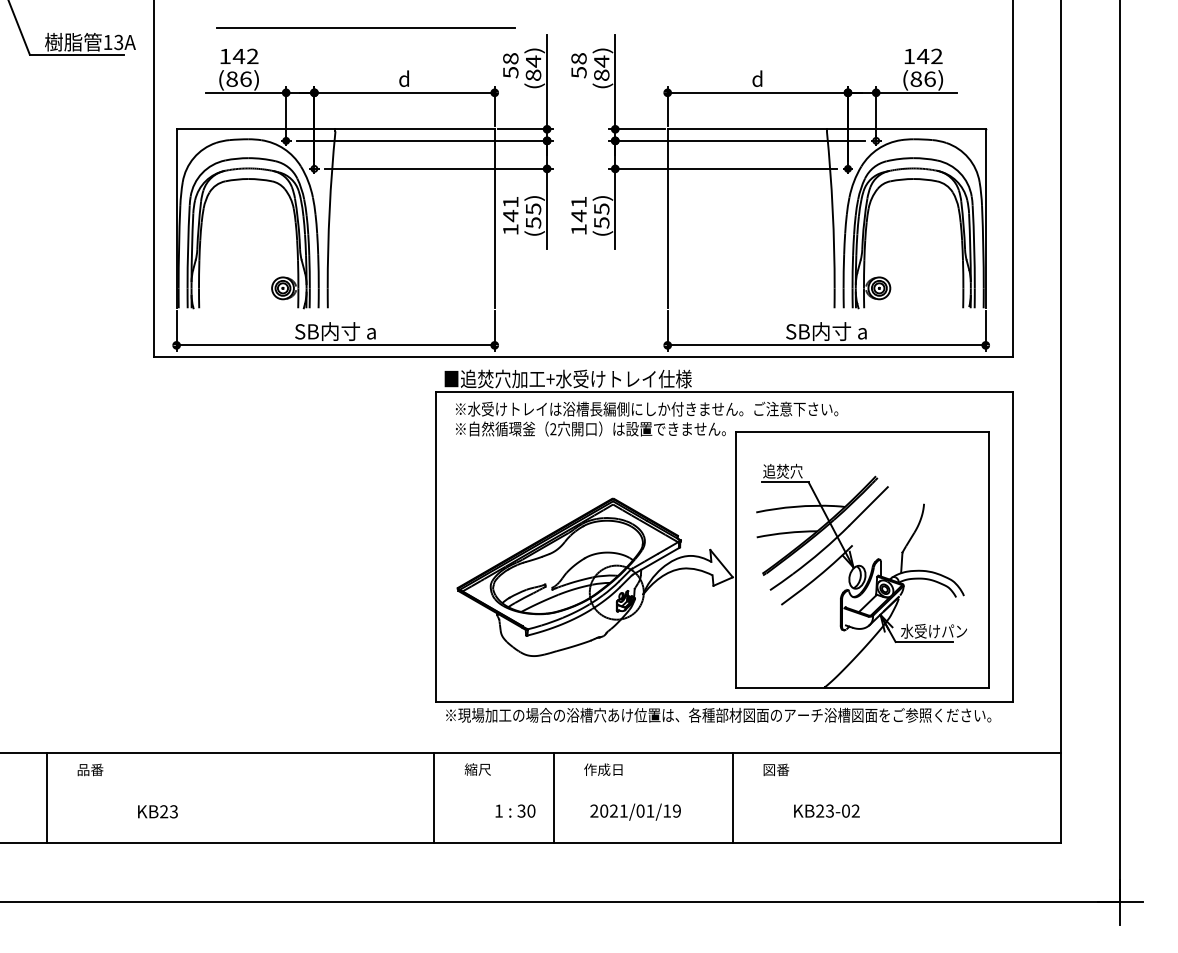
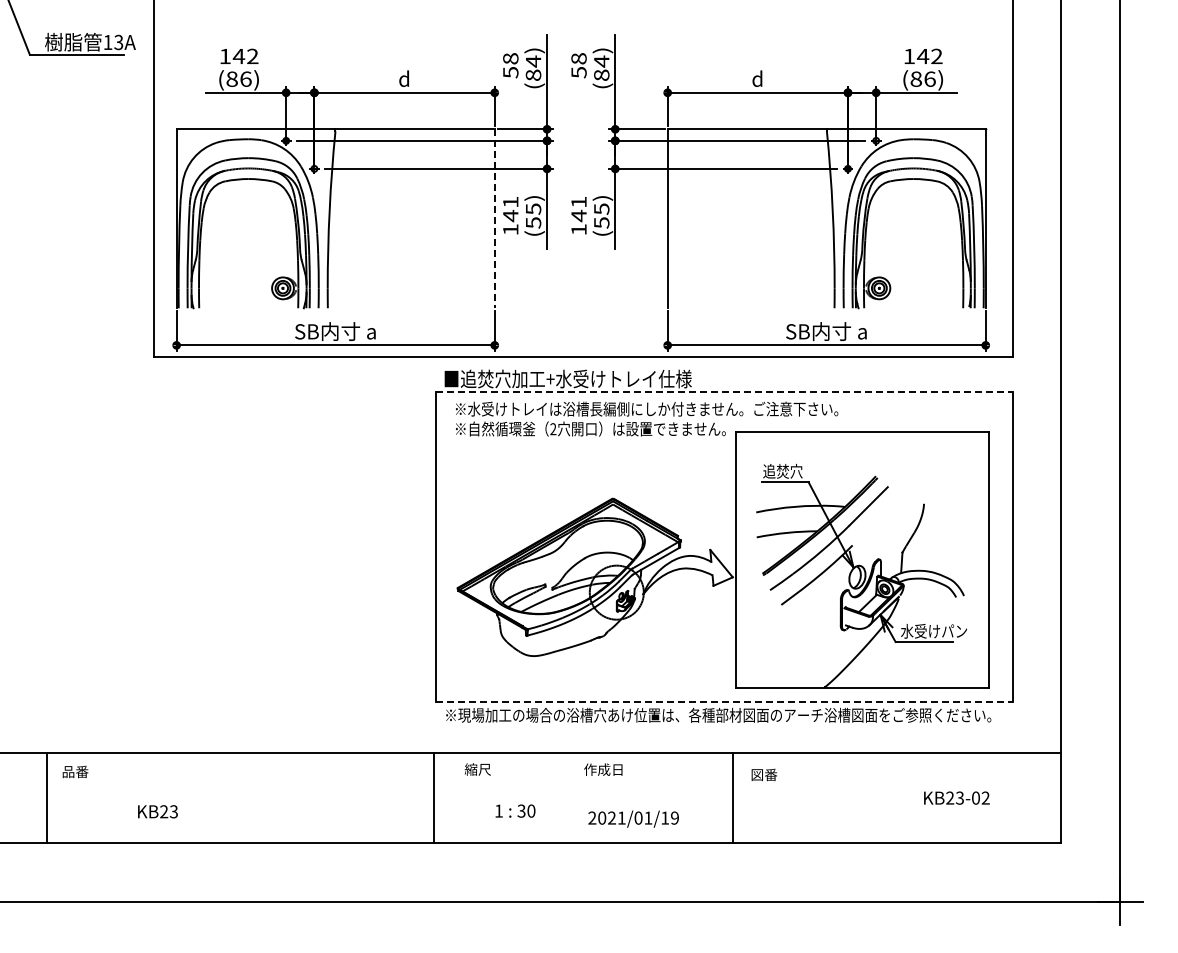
line: present -> none (365, 28)
line: solid -> dashed (494, 219)
line: solid -> dashed (724, 391)
line: solid -> dashed (724, 702)
text position: (90, 769) -> (75, 771) (75, 771)
text position: (776, 769) -> (764, 774) (764, 774)
line: present -> none (553, 797)
text position: (826, 810) -> (956, 797) (956, 797)
text position: (635, 811) -> (633, 818) (633, 818)
